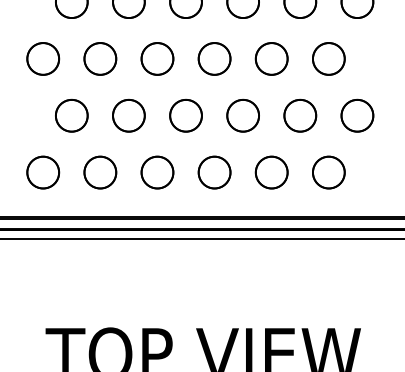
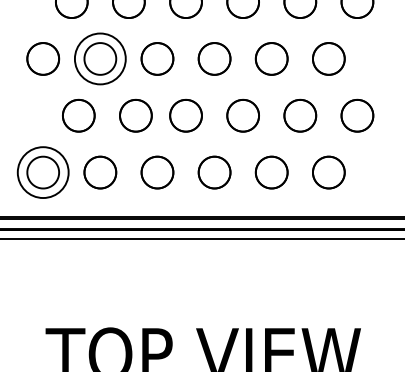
circle diameter: 32 px -> 51 px (99, 58)
part position: (71, 115) -> (78, 115) (78, 115)
circle position: (128, 115) -> (135, 115) (135, 115)
circle diameter: 32 px -> 51 px (42, 172)
